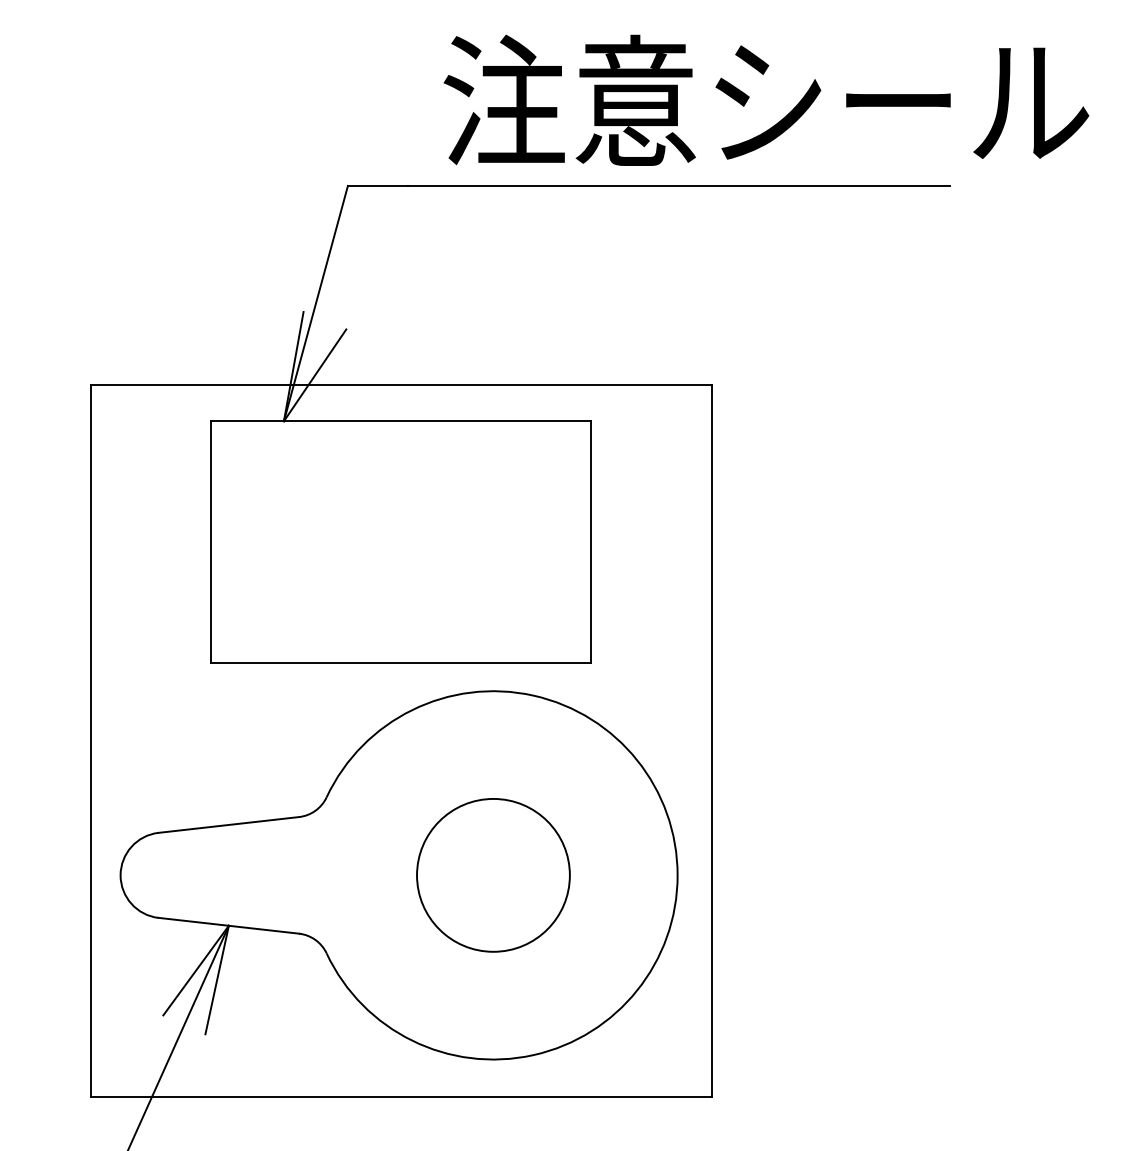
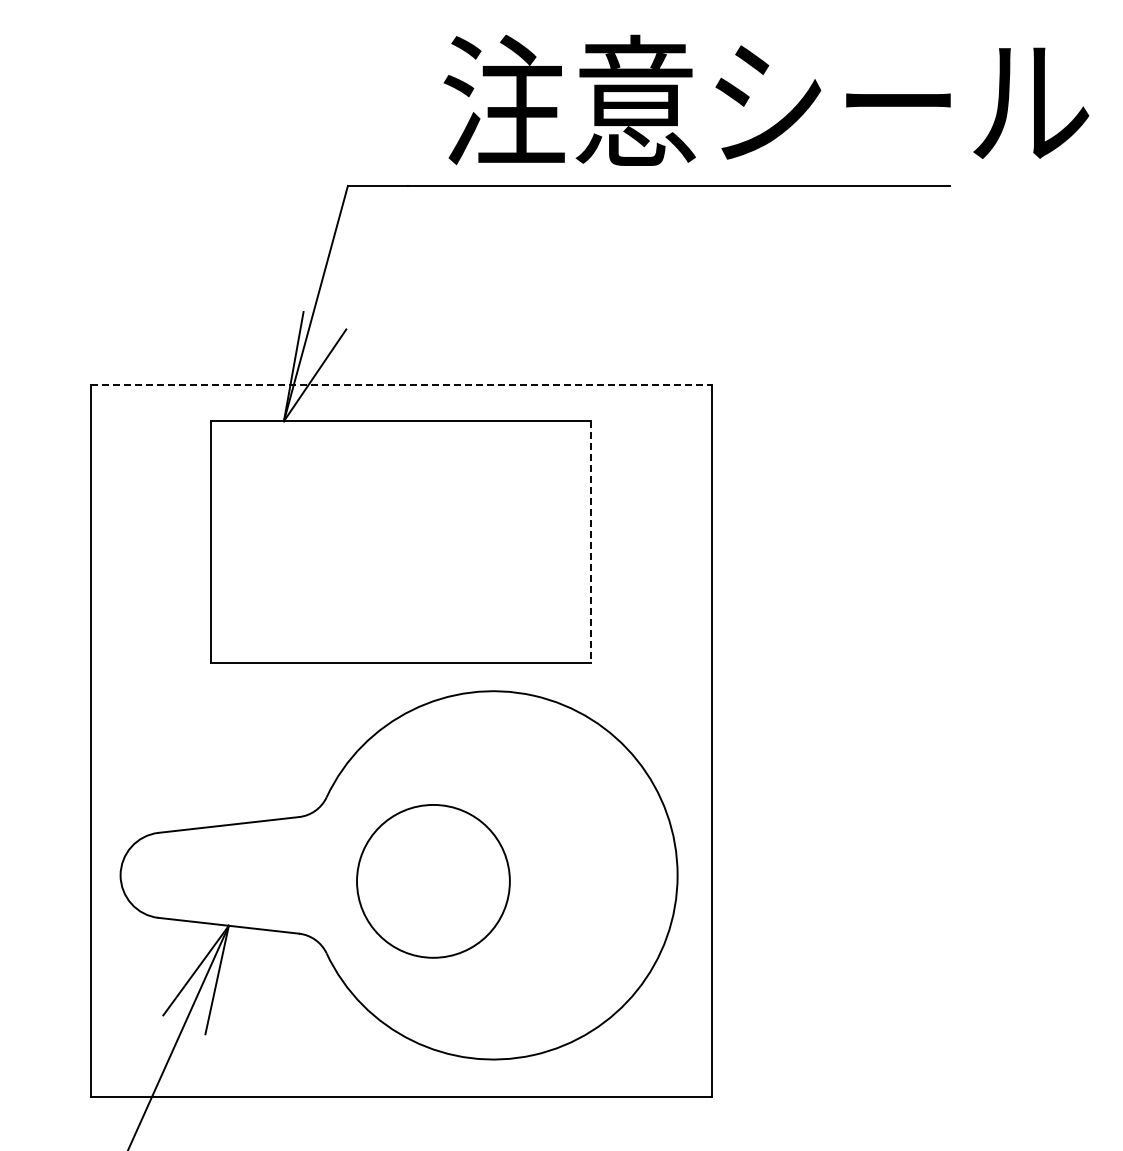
line: solid -> dashed (401, 385)
line: solid -> dashed (591, 541)
circle position: (493, 875) -> (433, 881) (433, 881)
